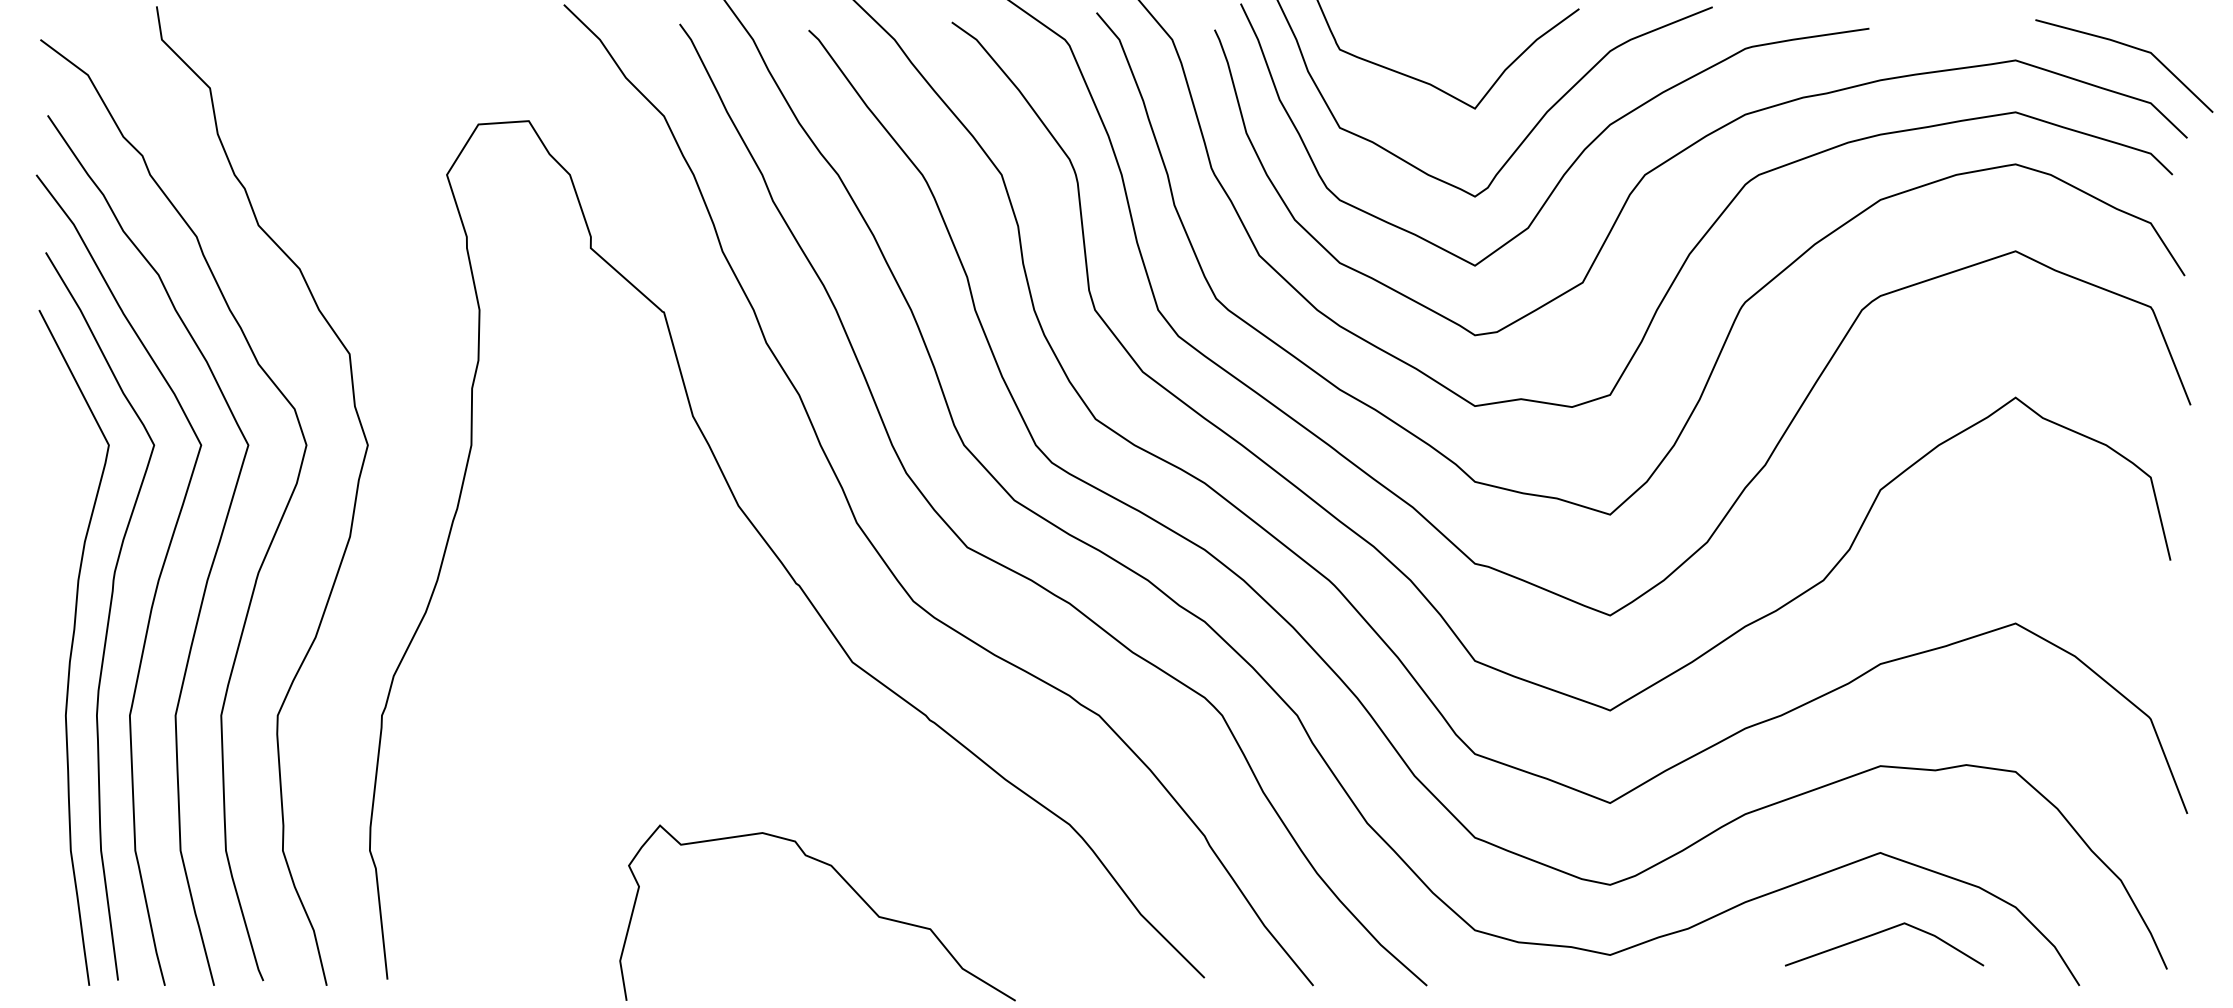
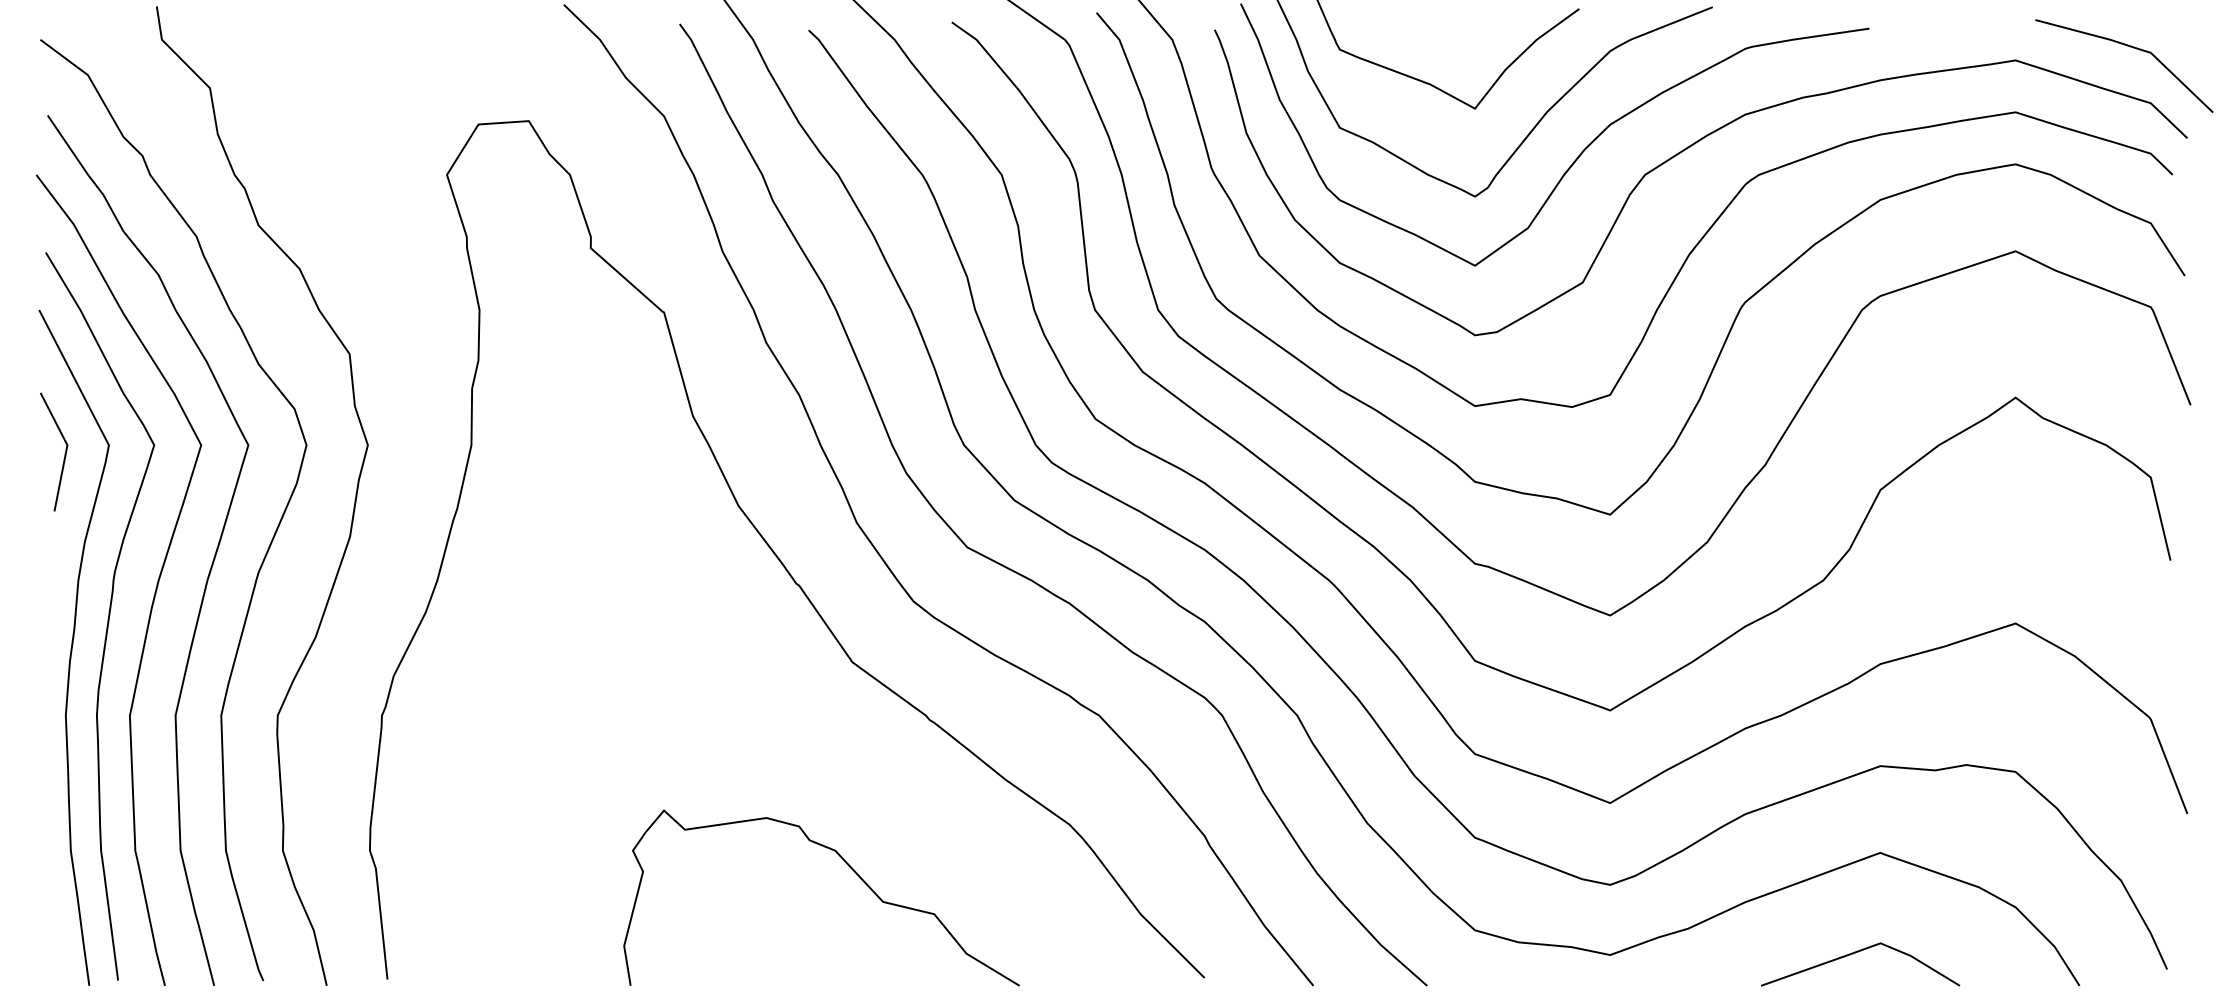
line: none -> present (64, 453)
curve position: (846, 883) -> (850, 868) (850, 868)
line position: (1879, 933) -> (1855, 953) (1855, 953)
